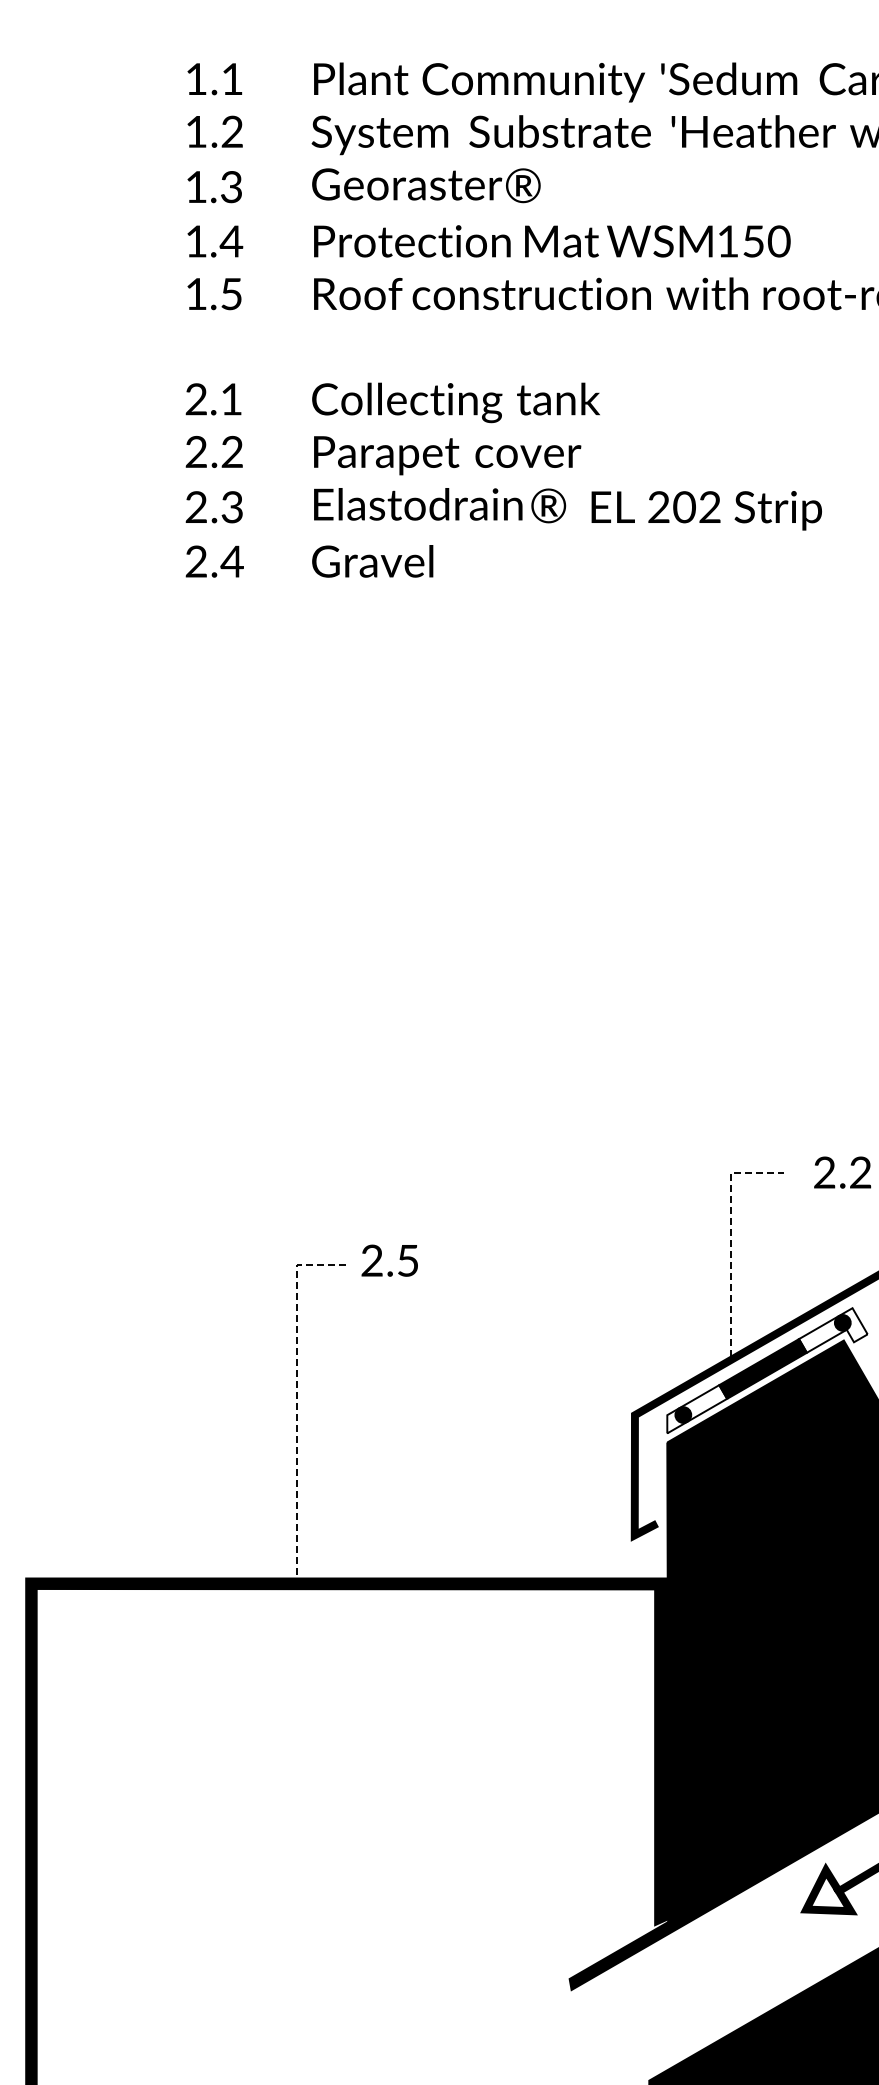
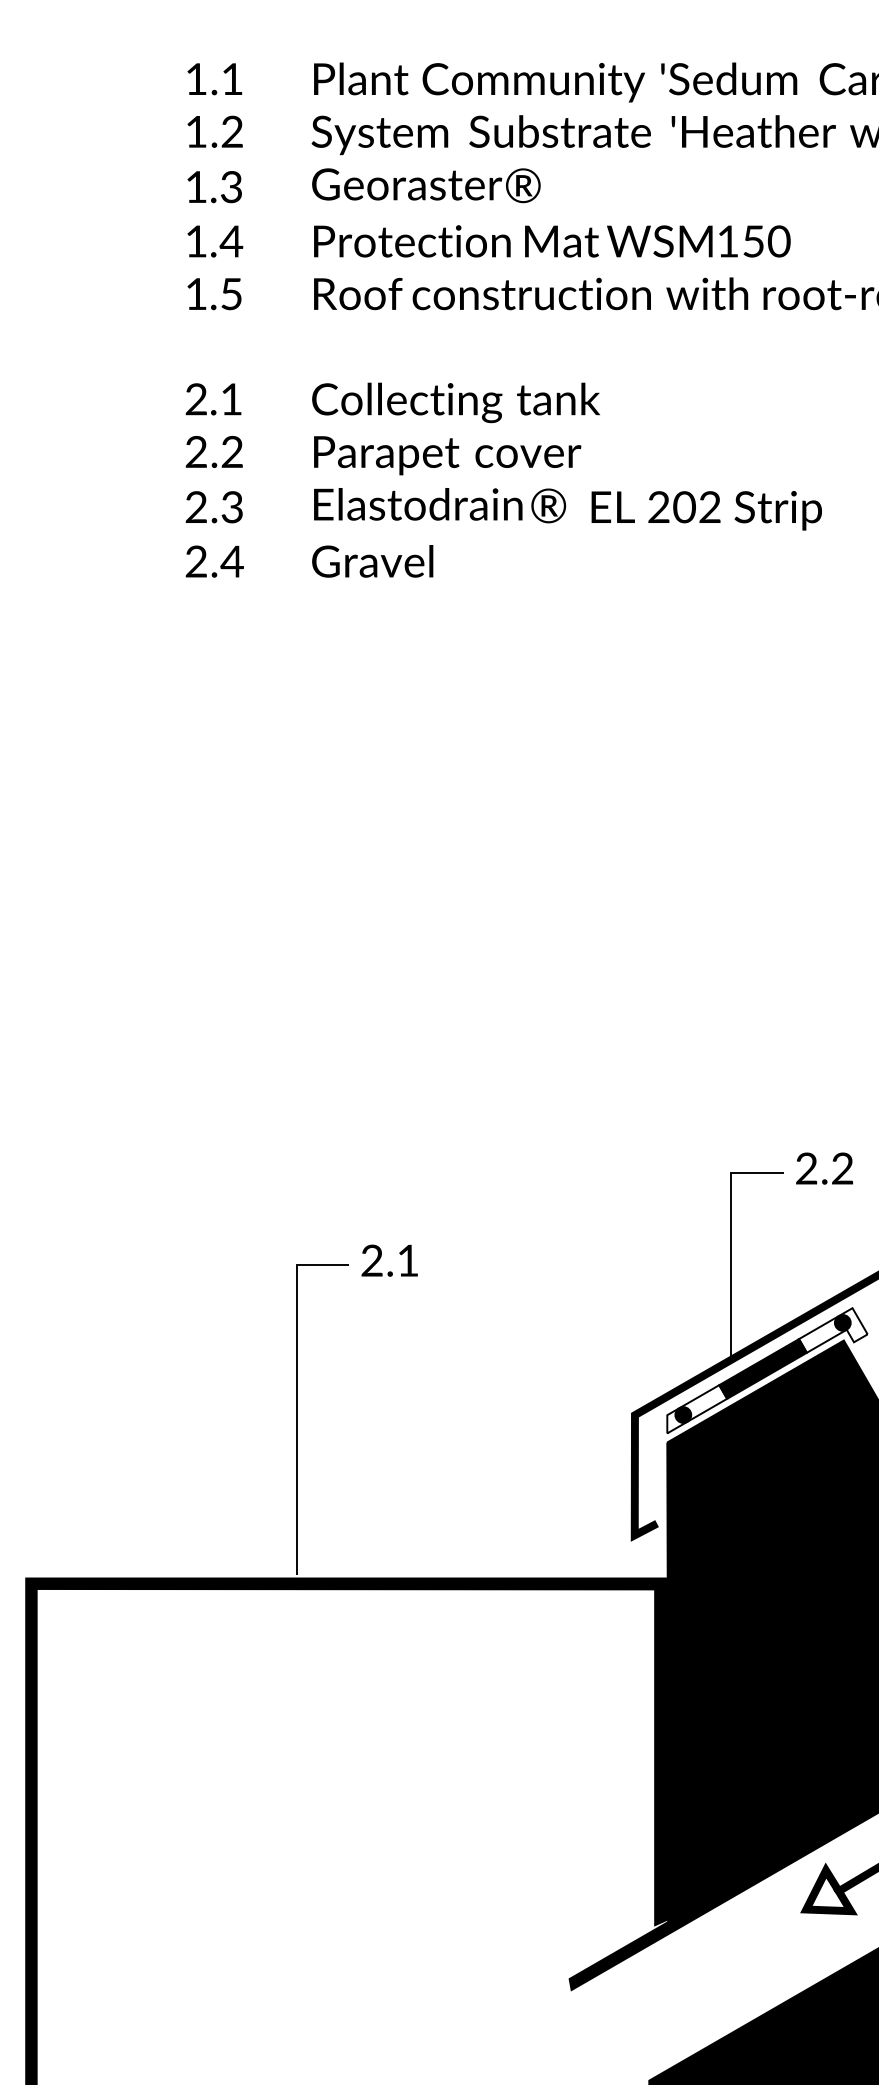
text position: (842, 1172) -> (824, 1168) (824, 1168)
line: dashed -> solid (731, 1237)
text: 2.5 -> 2.1 (407, 1260)
line: dashed -> solid (296, 1392)
